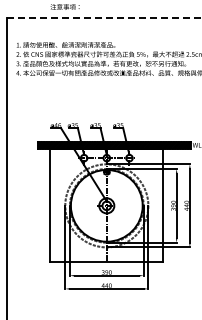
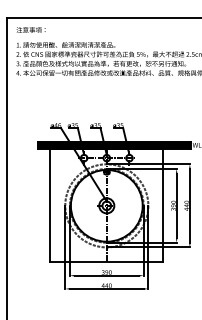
text position: (64, 6) -> (30, 29) (30, 29)
line: dashed -> solid (104, 18)
